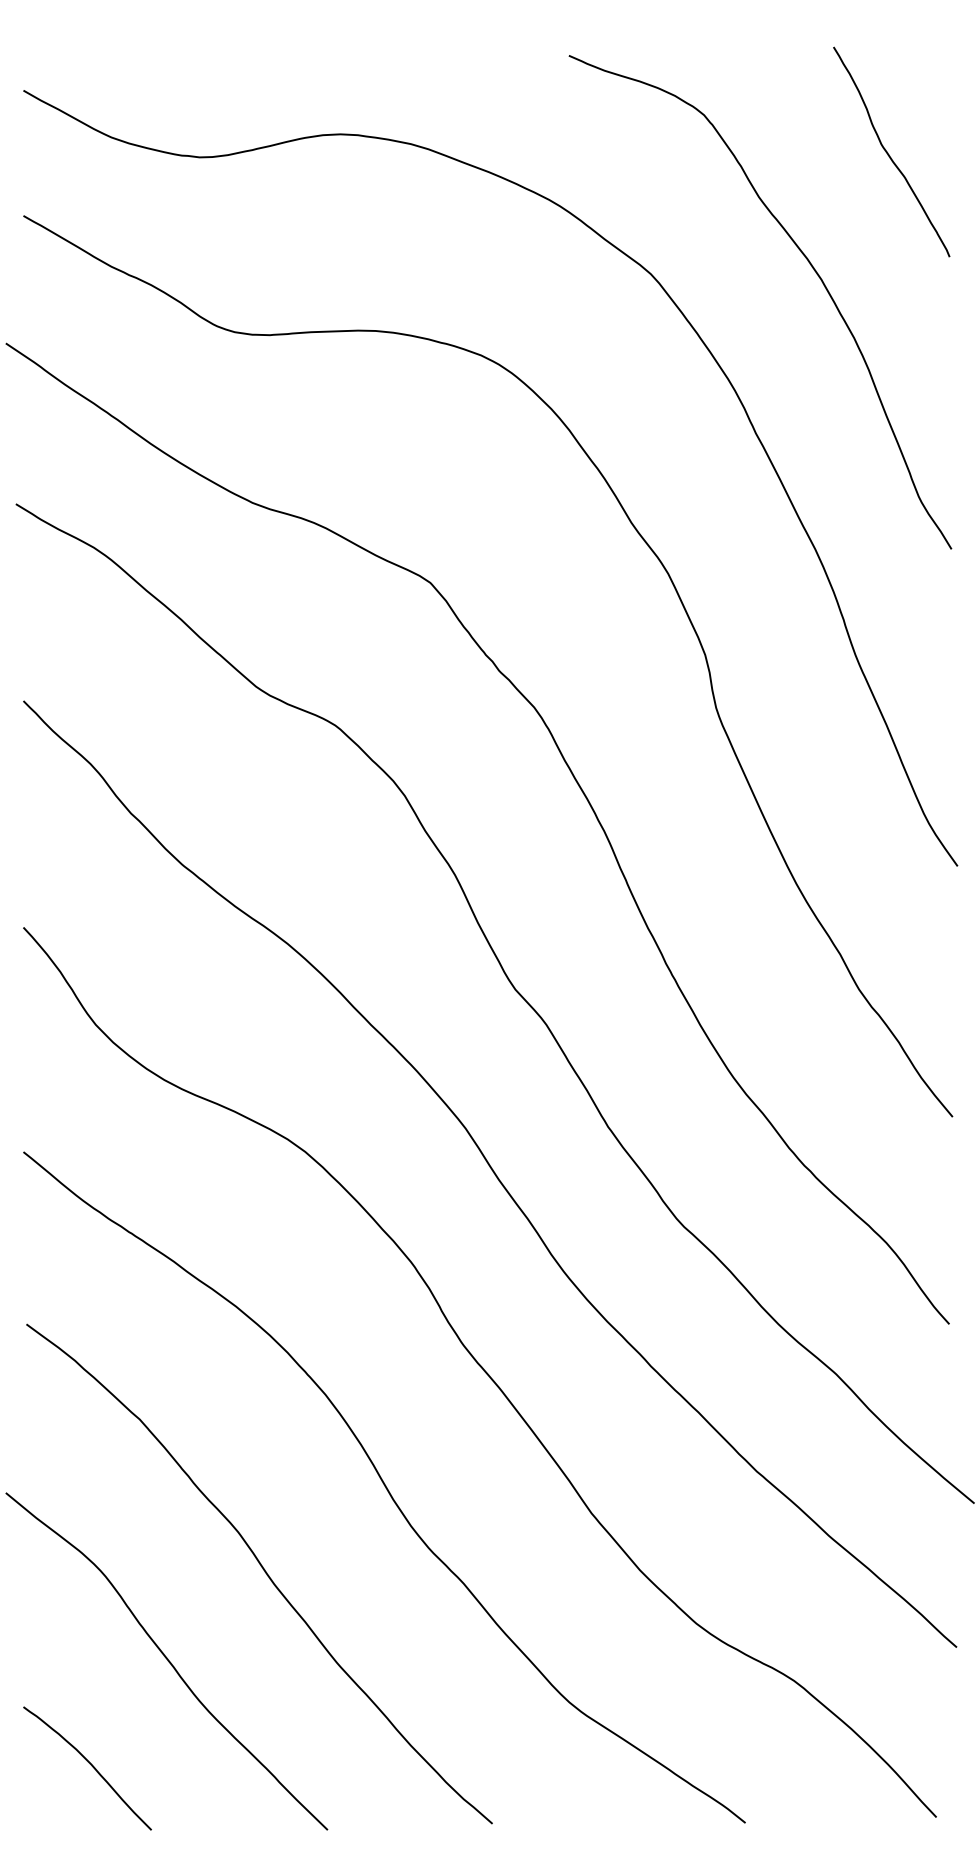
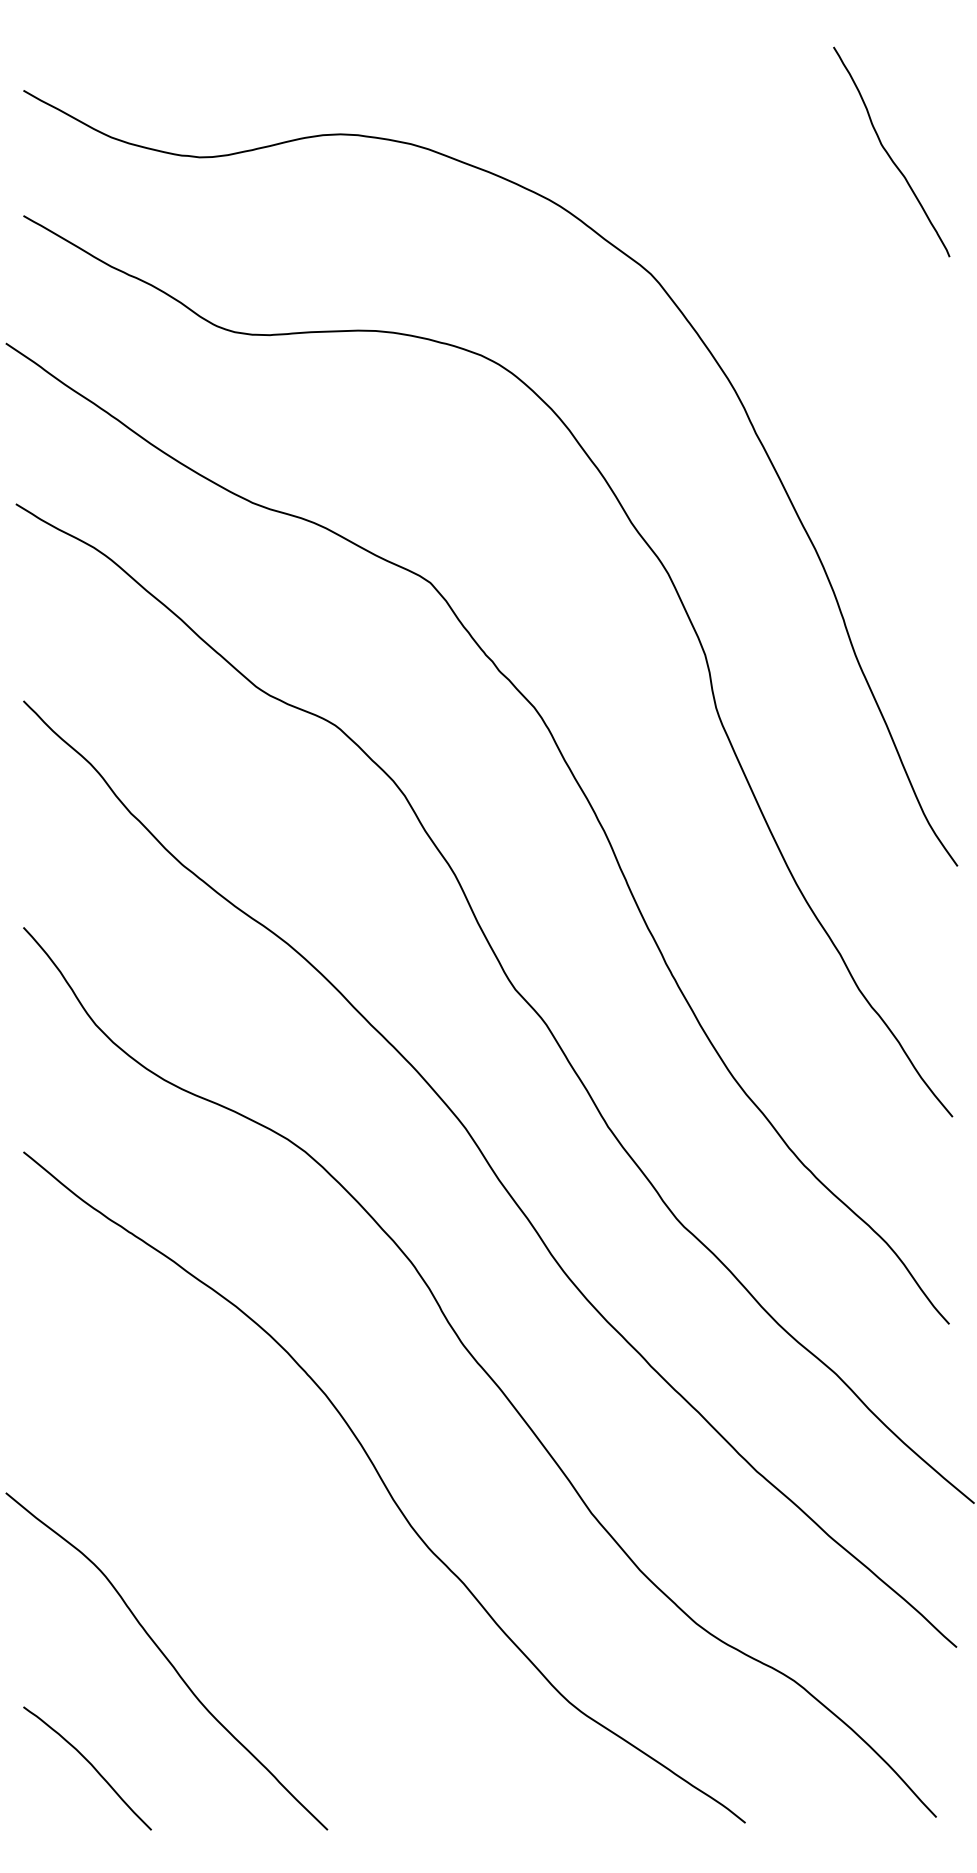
curve: present -> none (811, 267)
curve: present -> none (262, 1569)
